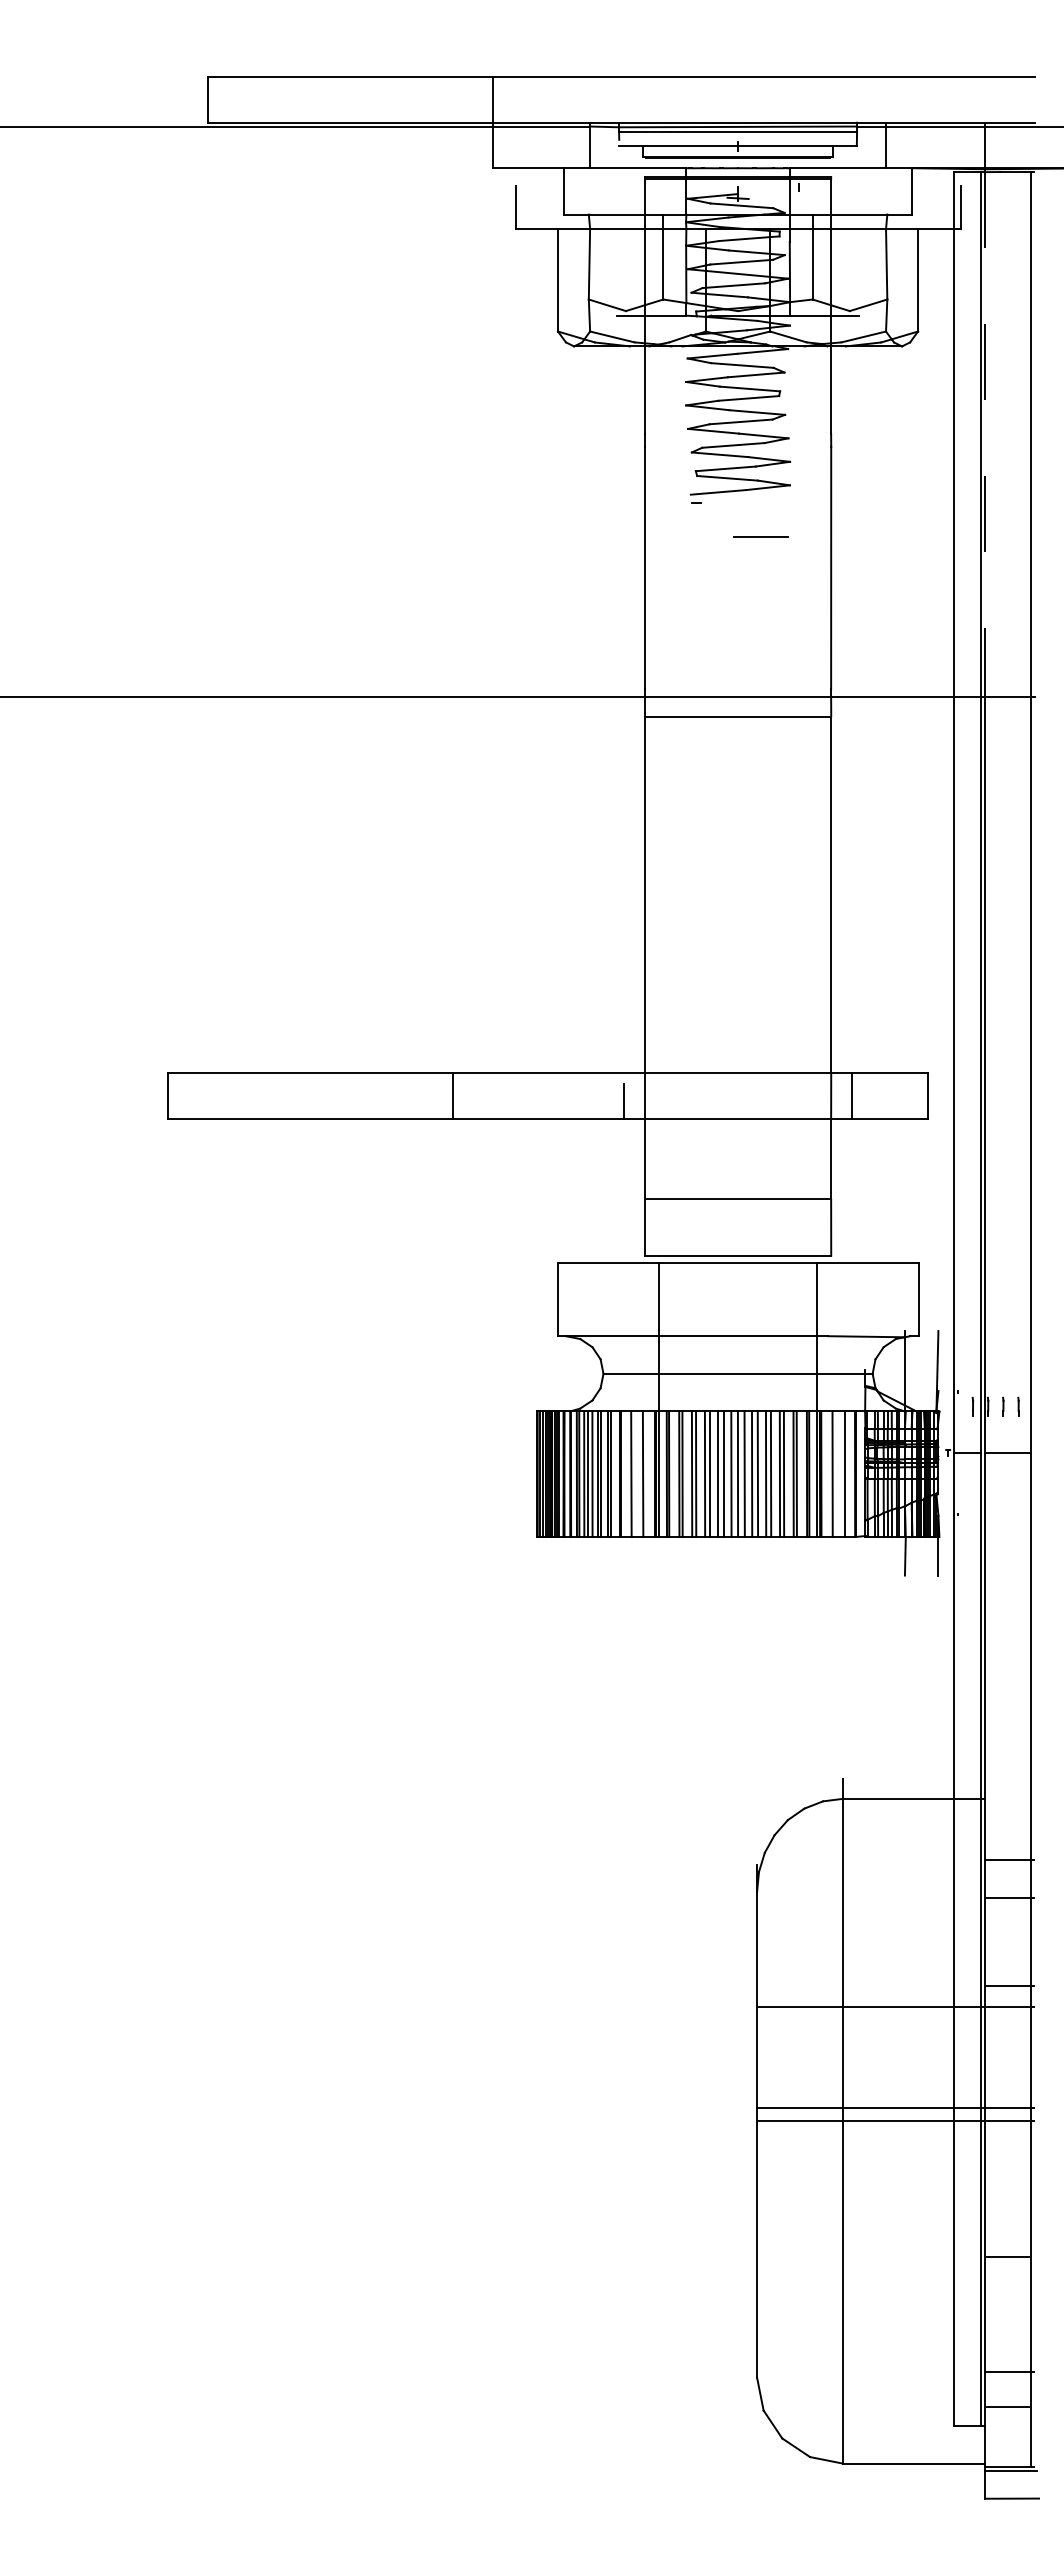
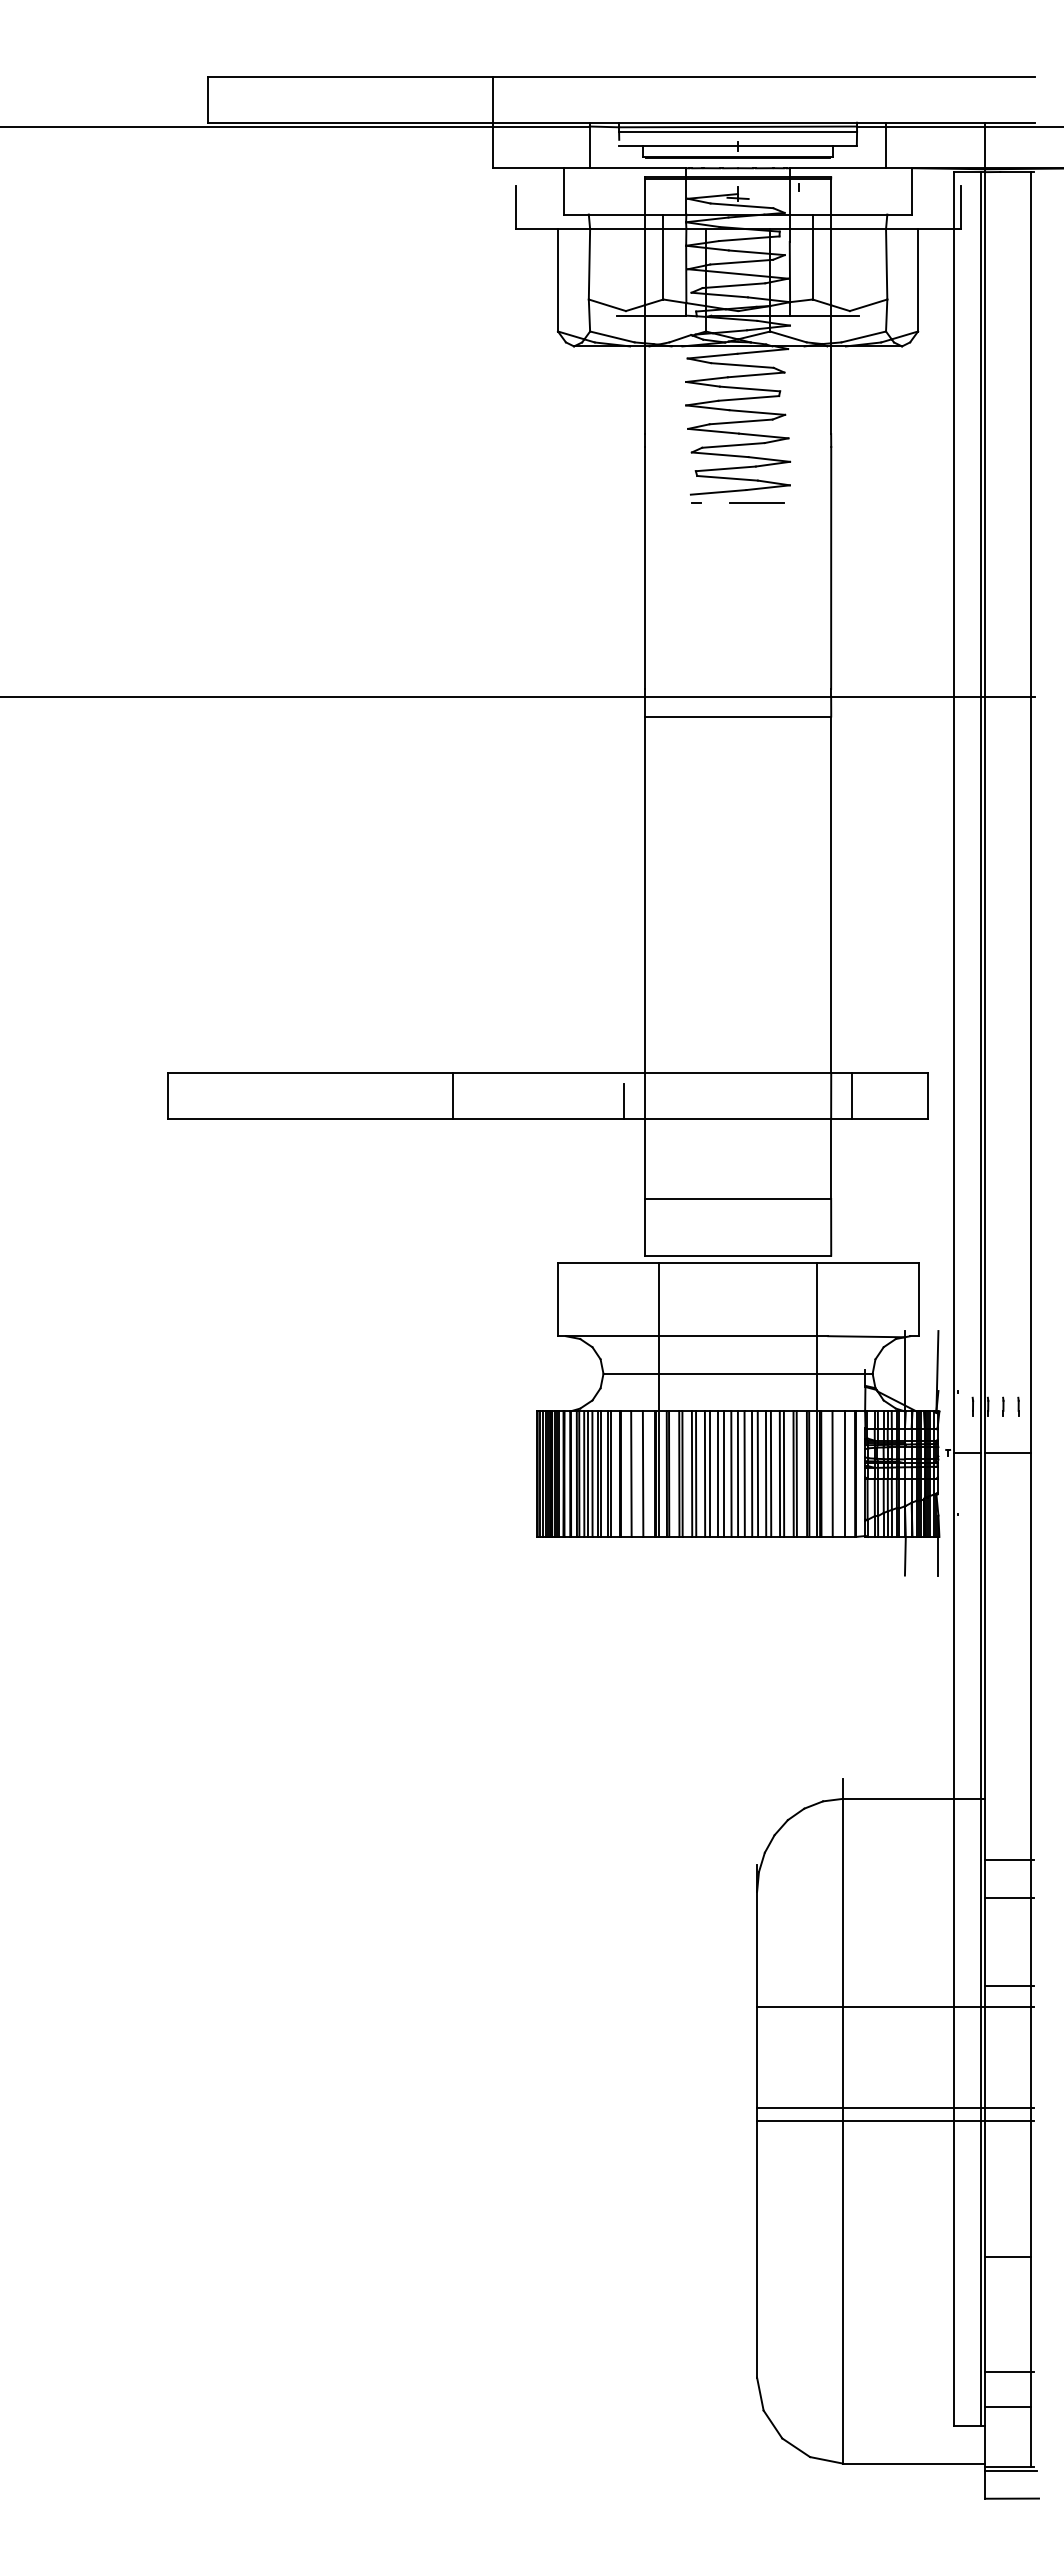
line: dashed -> solid (985, 434)
line position: (760, 536) -> (756, 502) (756, 502)
